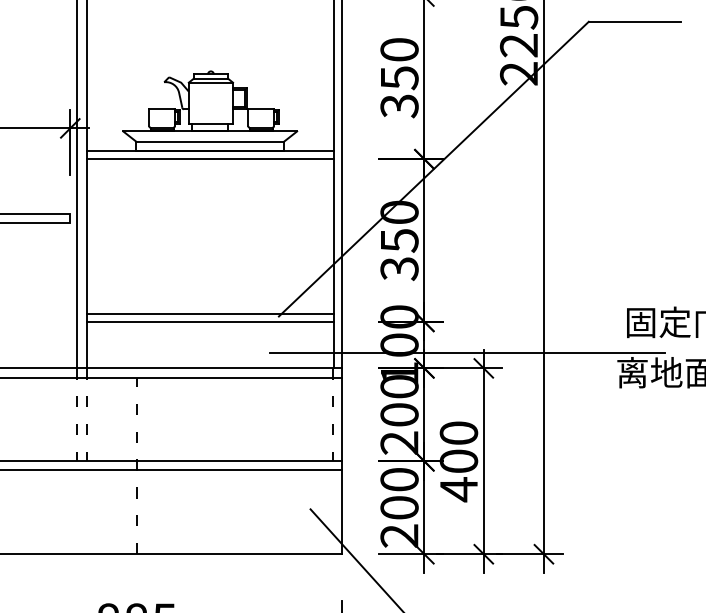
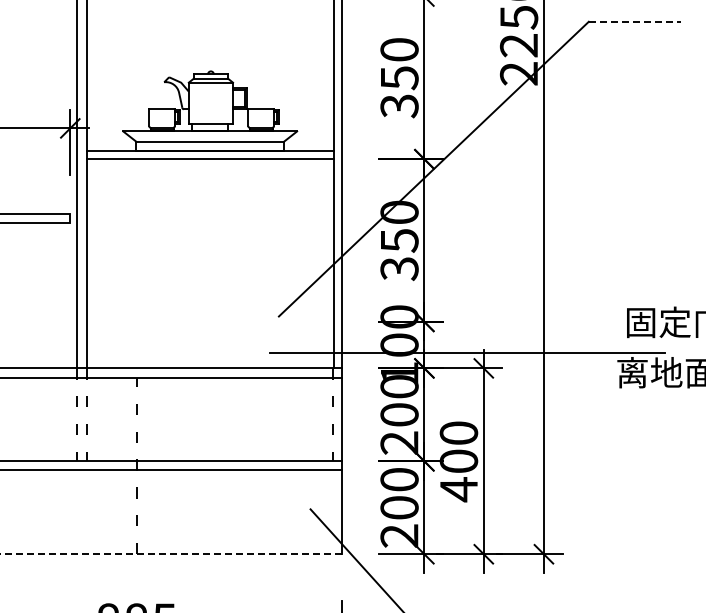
line: solid -> dashed (635, 21)
line: present -> none (209, 313)
line: present -> none (209, 321)
line: solid -> dashed (171, 554)
